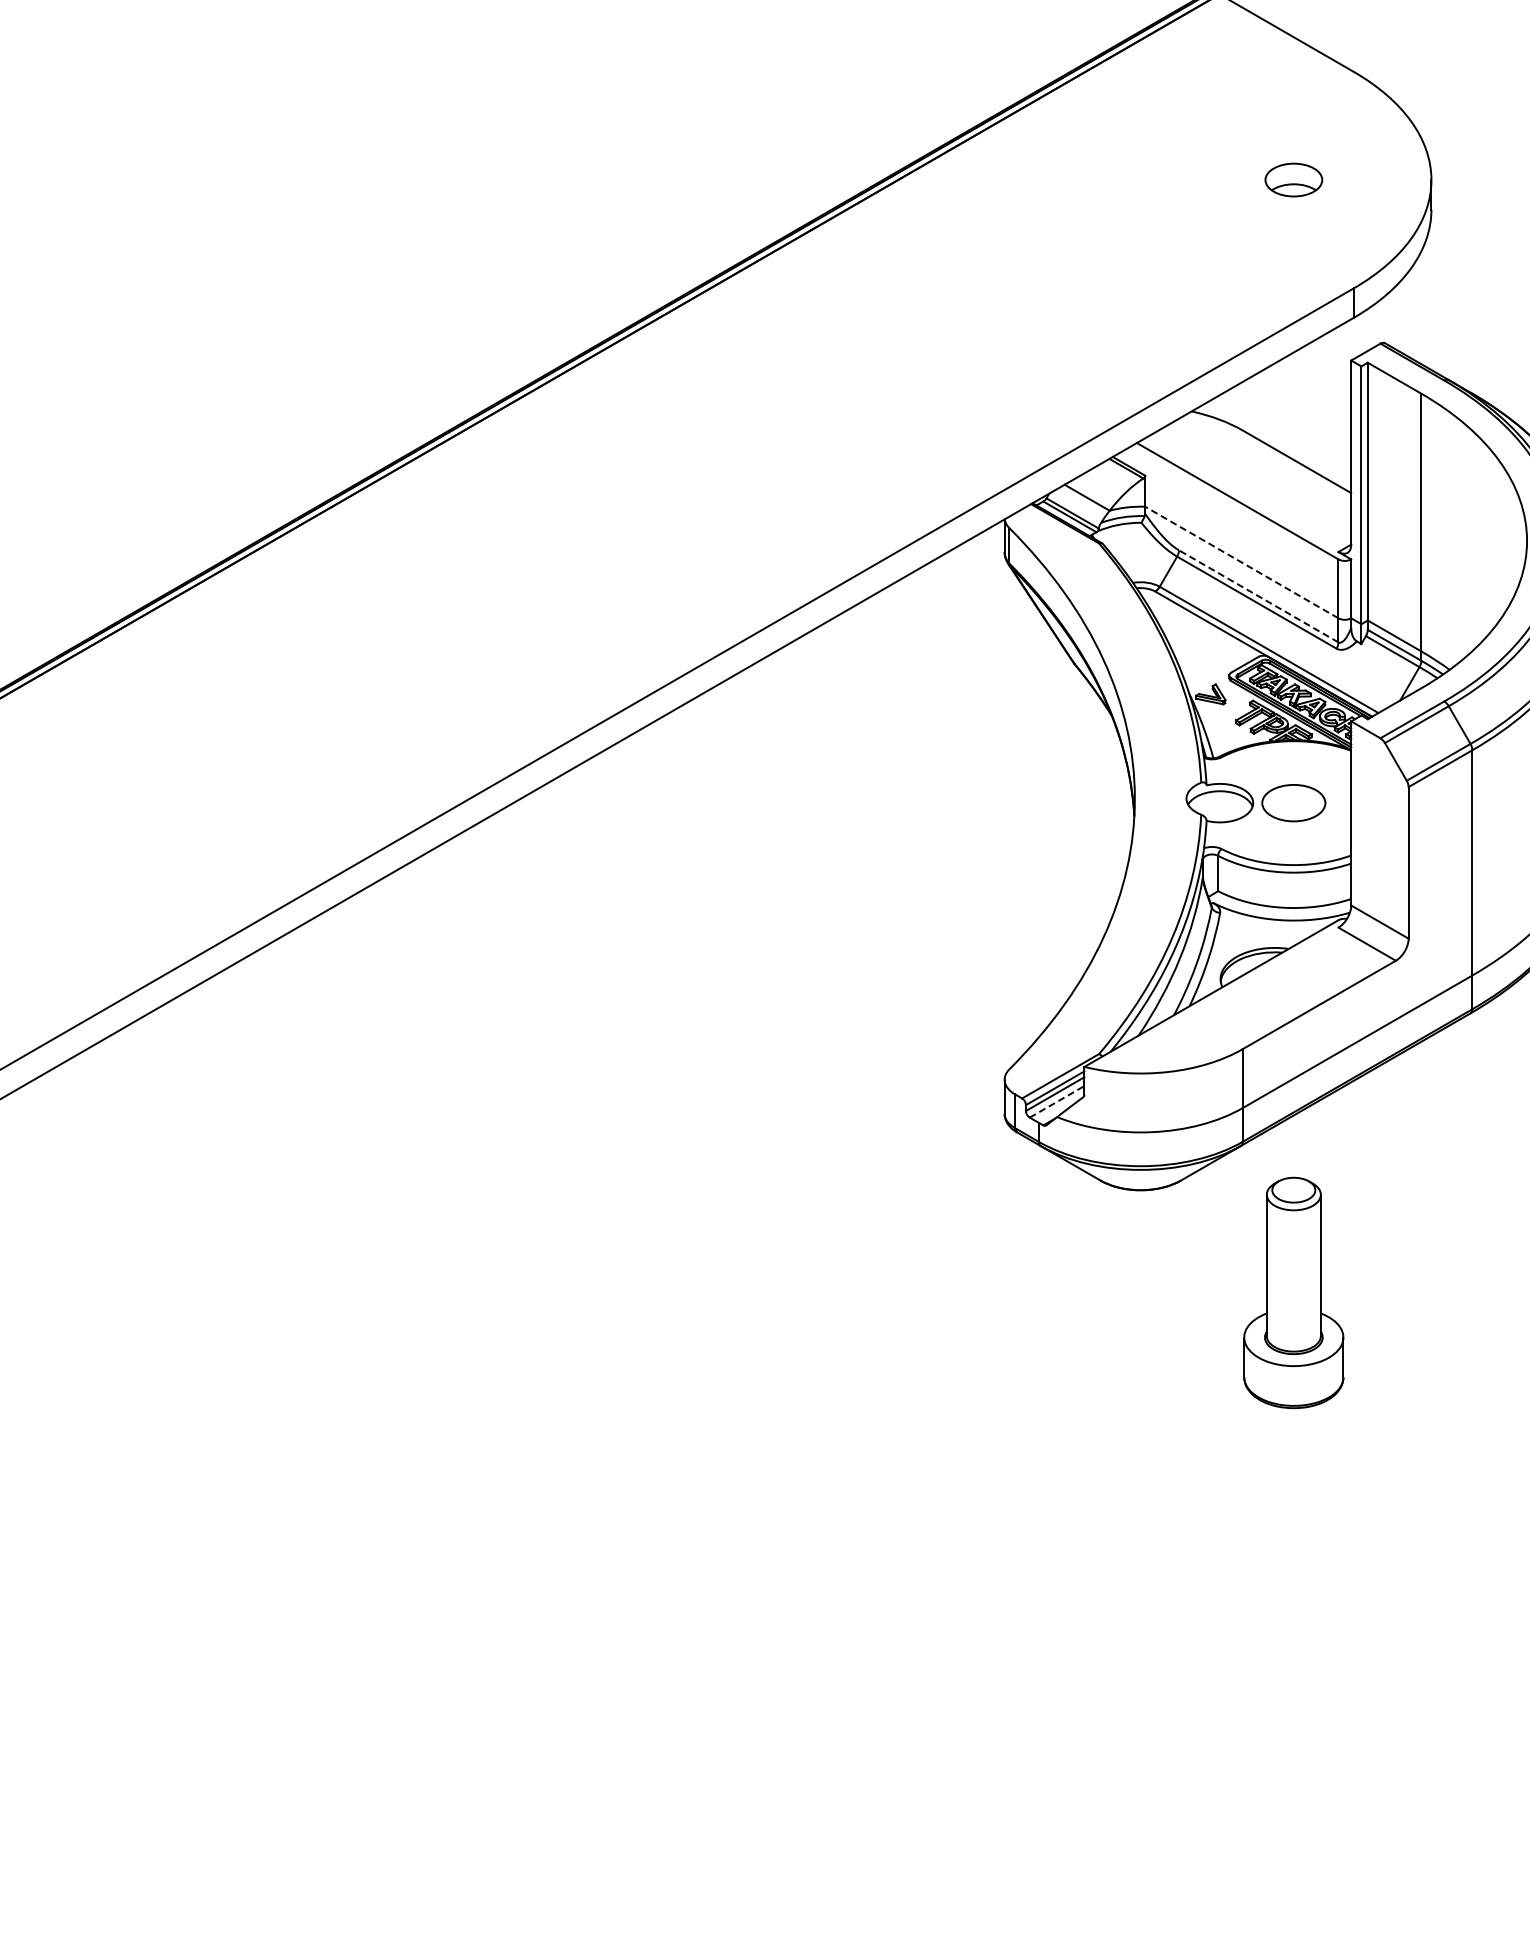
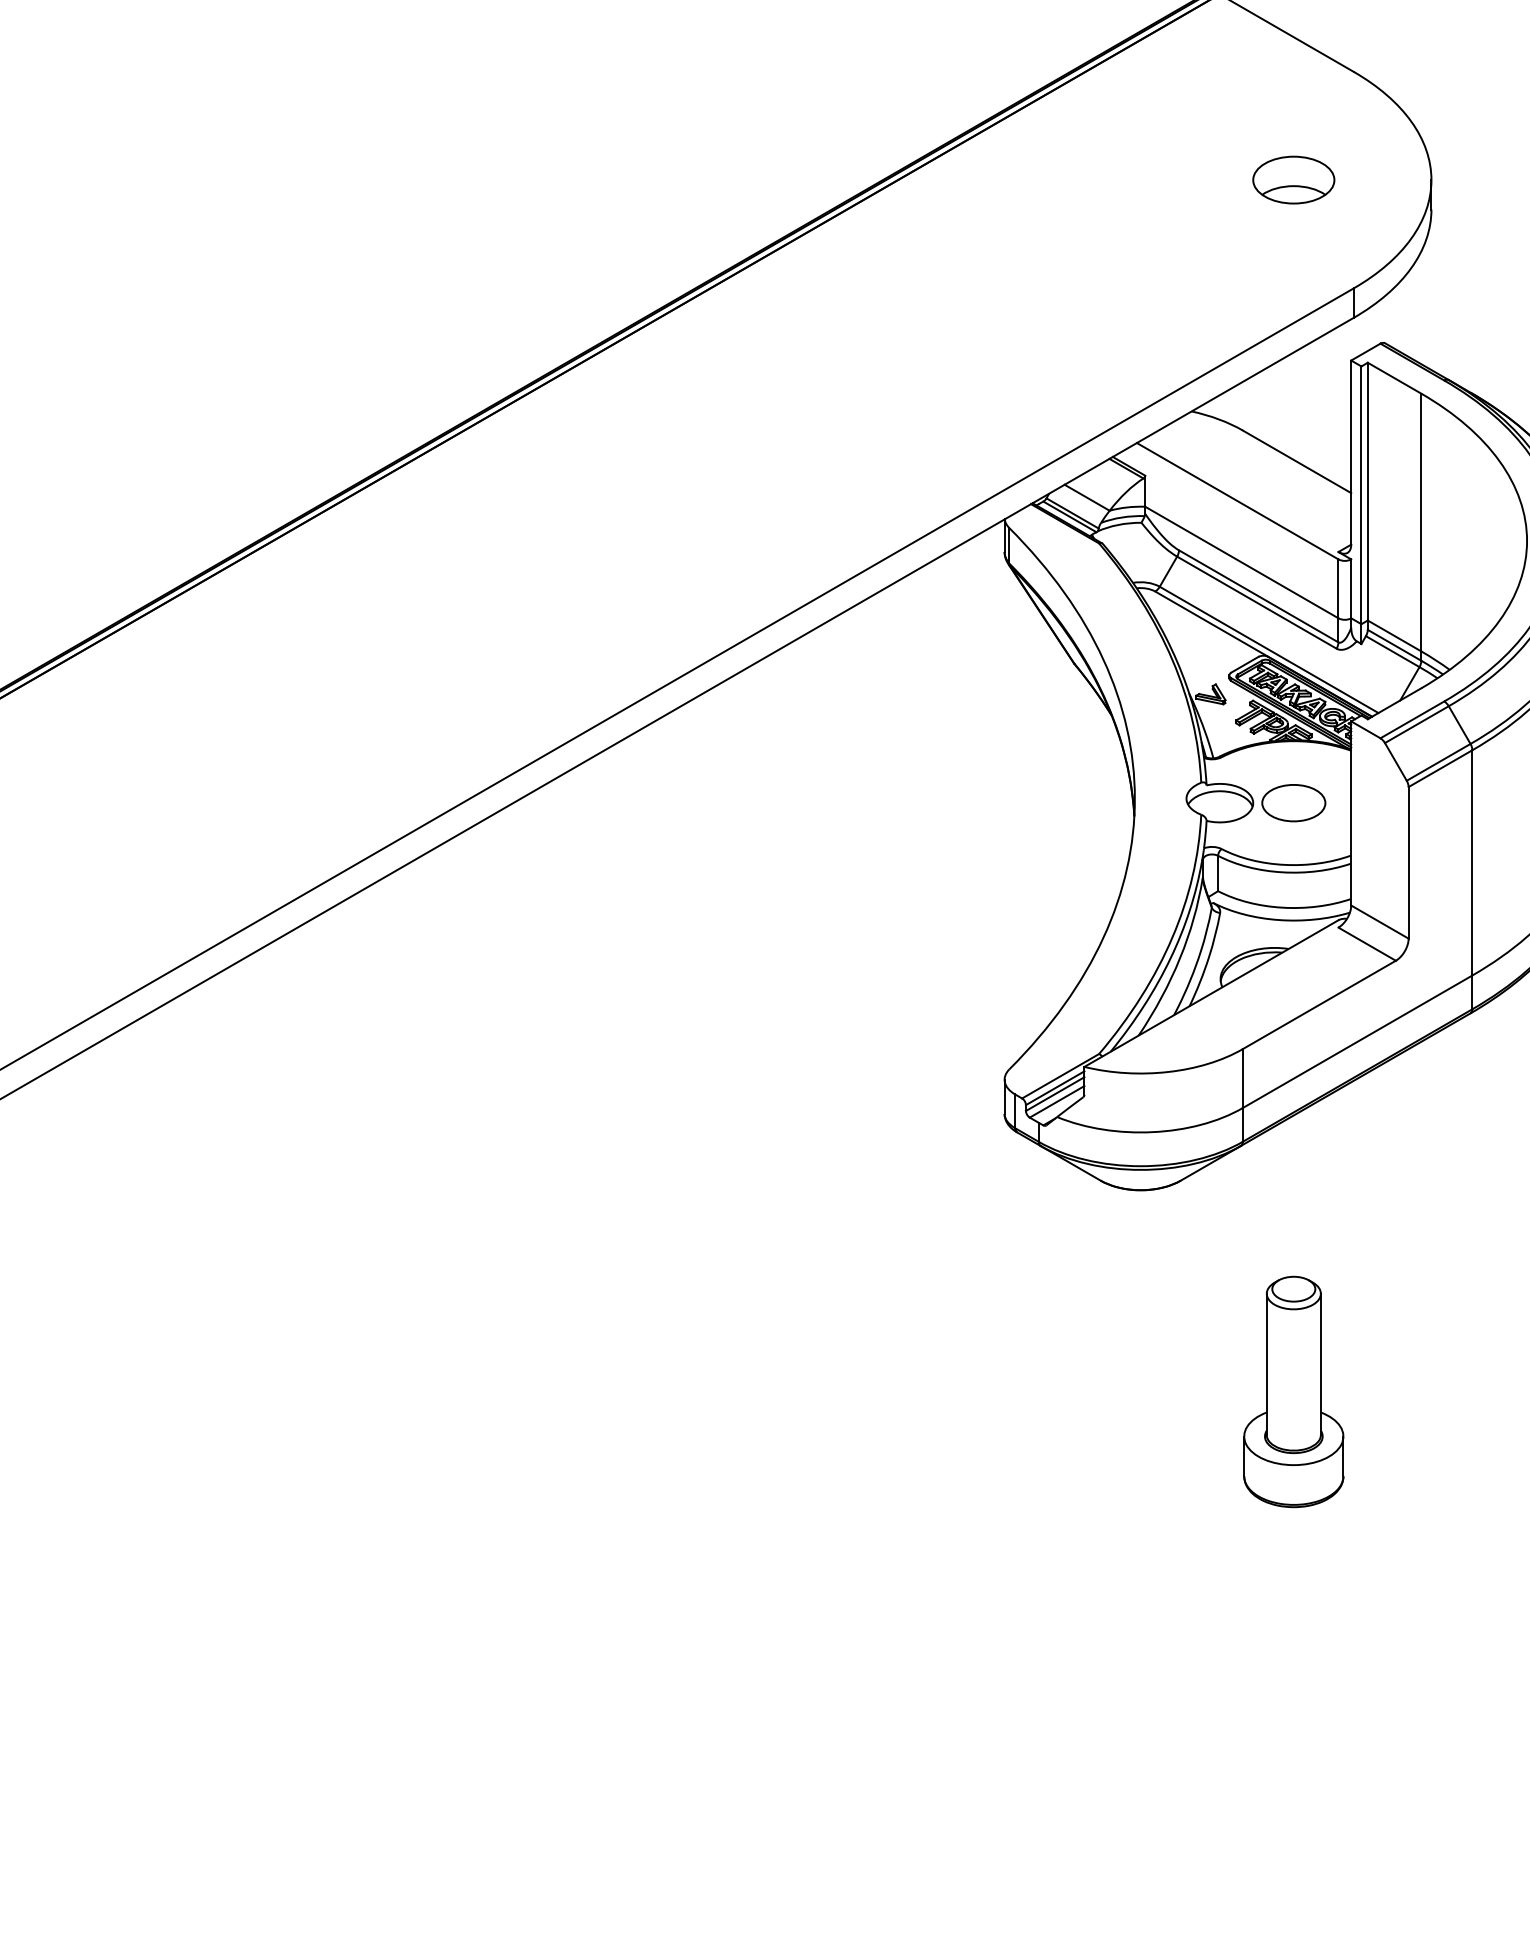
part size: 60x36 px -> 84x50 px (1293, 179)
line: dashed -> solid (1241, 562)
line: dashed -> solid (1258, 596)
line: dashed -> solid (1057, 1101)
part position: (1293, 1292) -> (1293, 1391) (1293, 1391)
